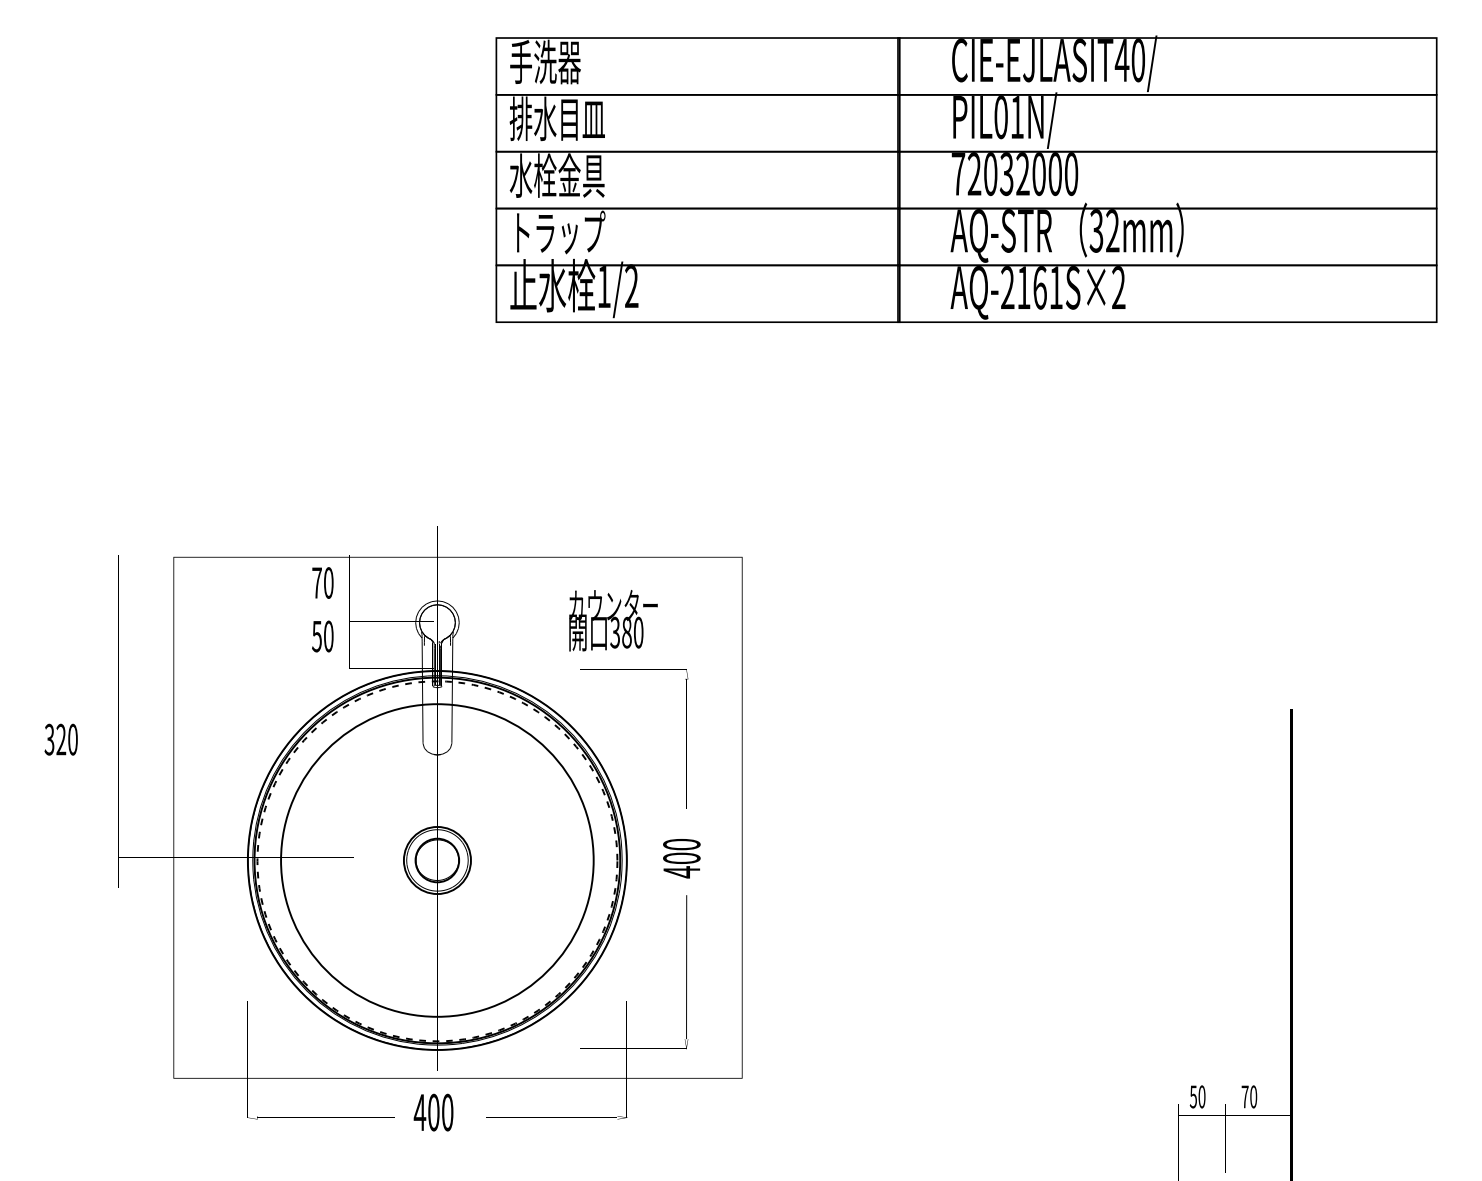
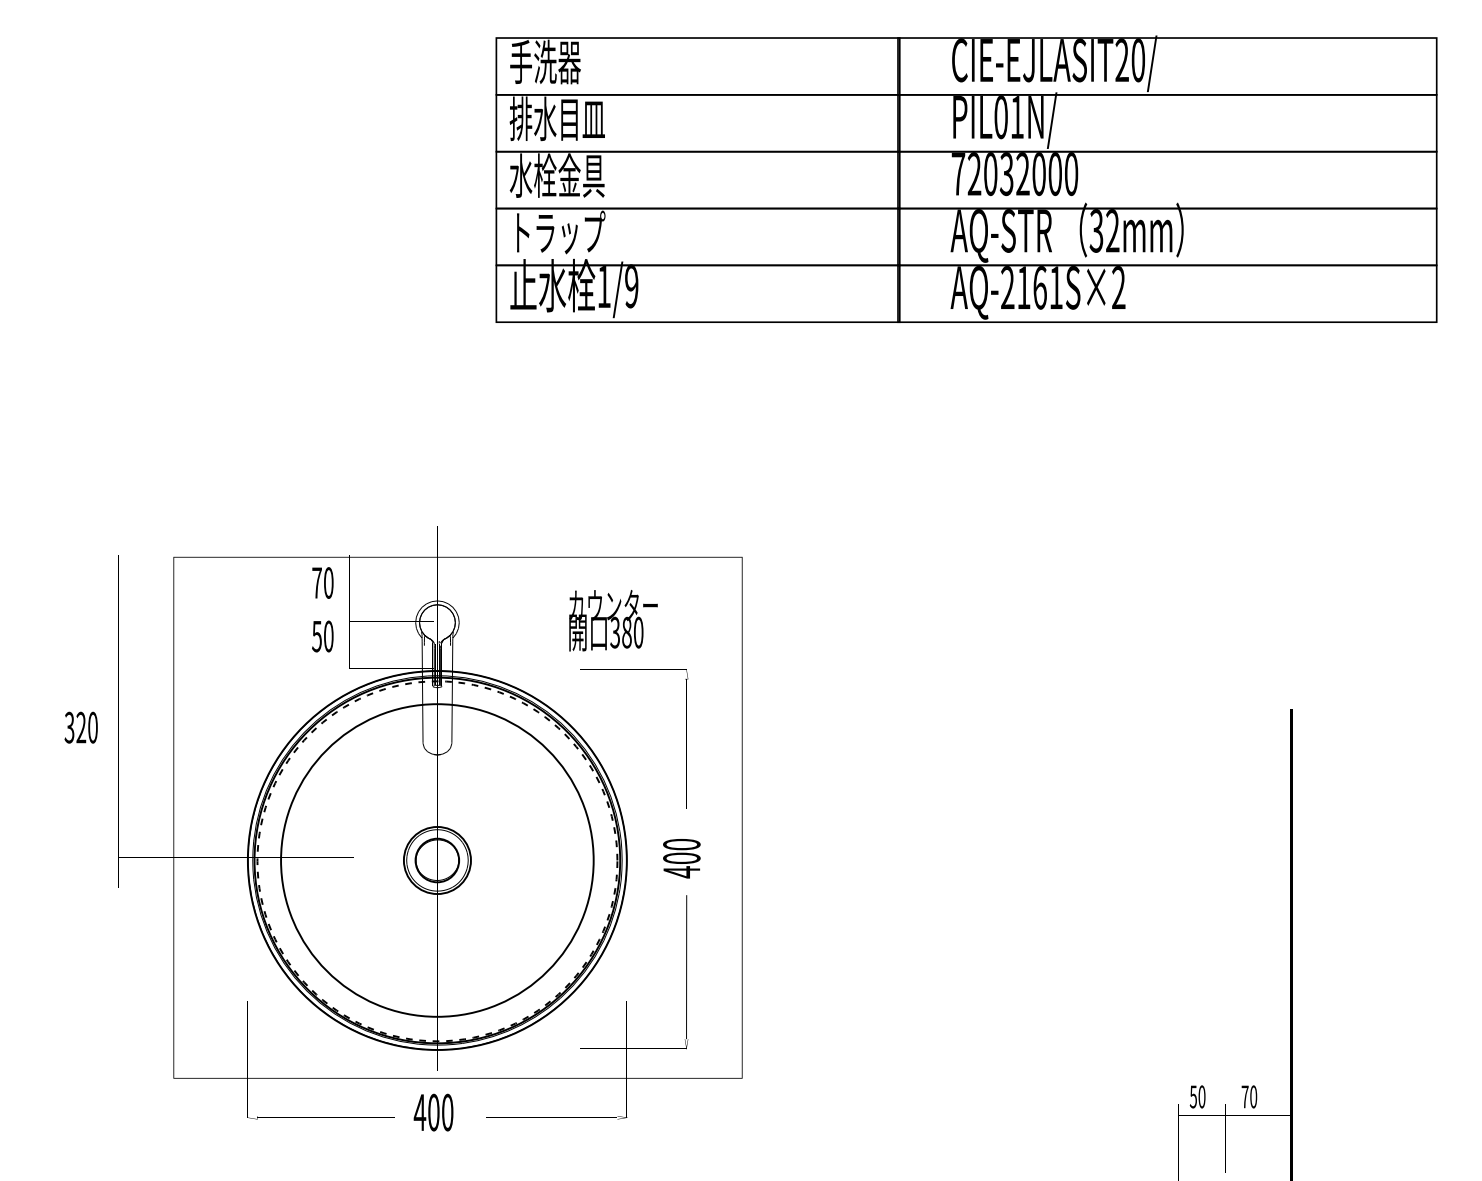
text: CIE-EJLASIT40/ -> CIE-EJLASIT20/ (1121, 59)
text: 1/2 -> 1/9 (631, 287)
text position: (60, 739) -> (80, 727) (80, 727)
